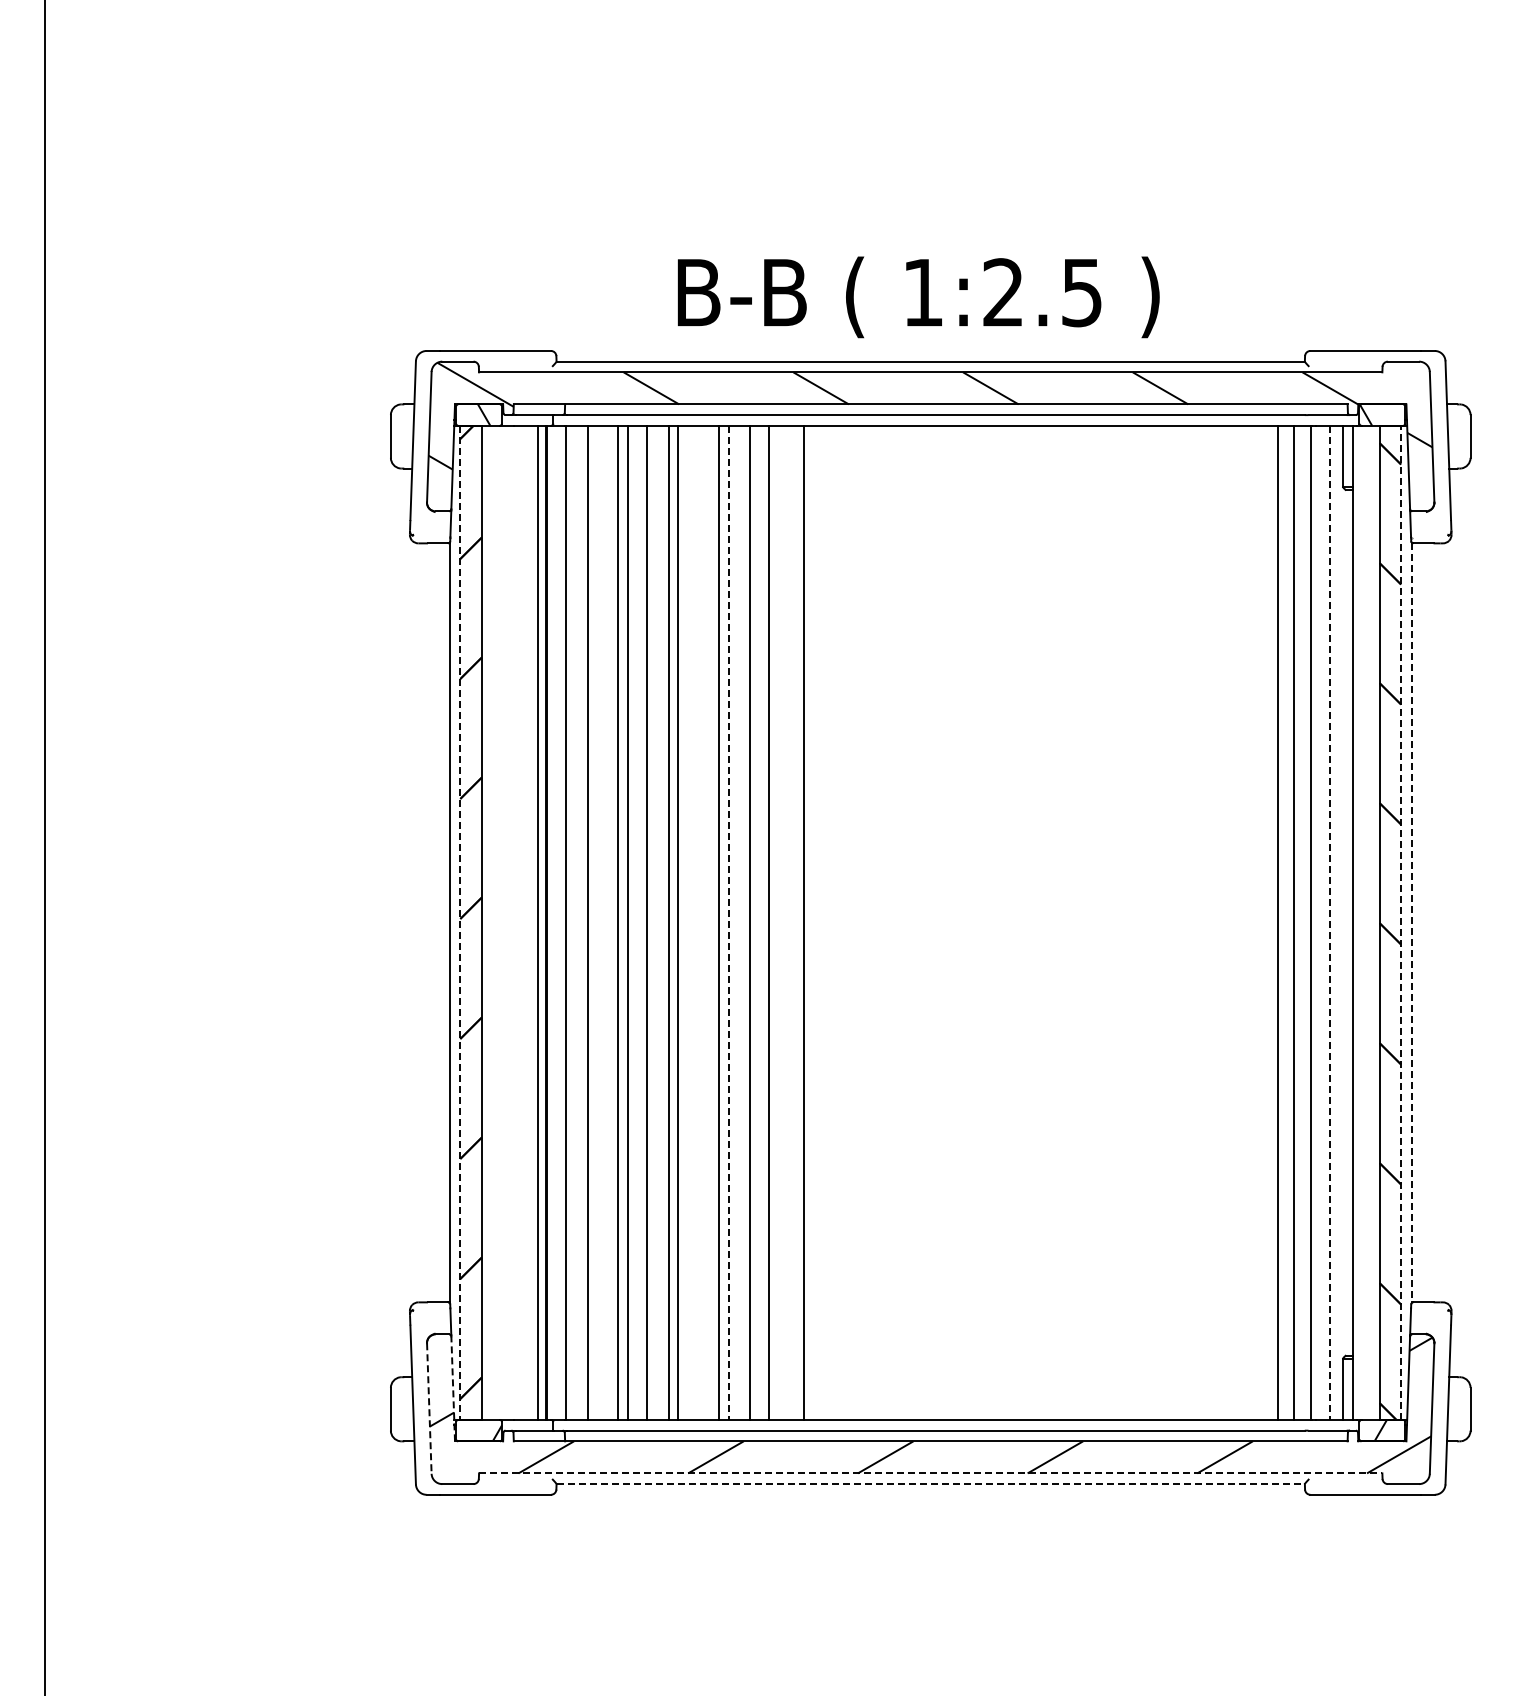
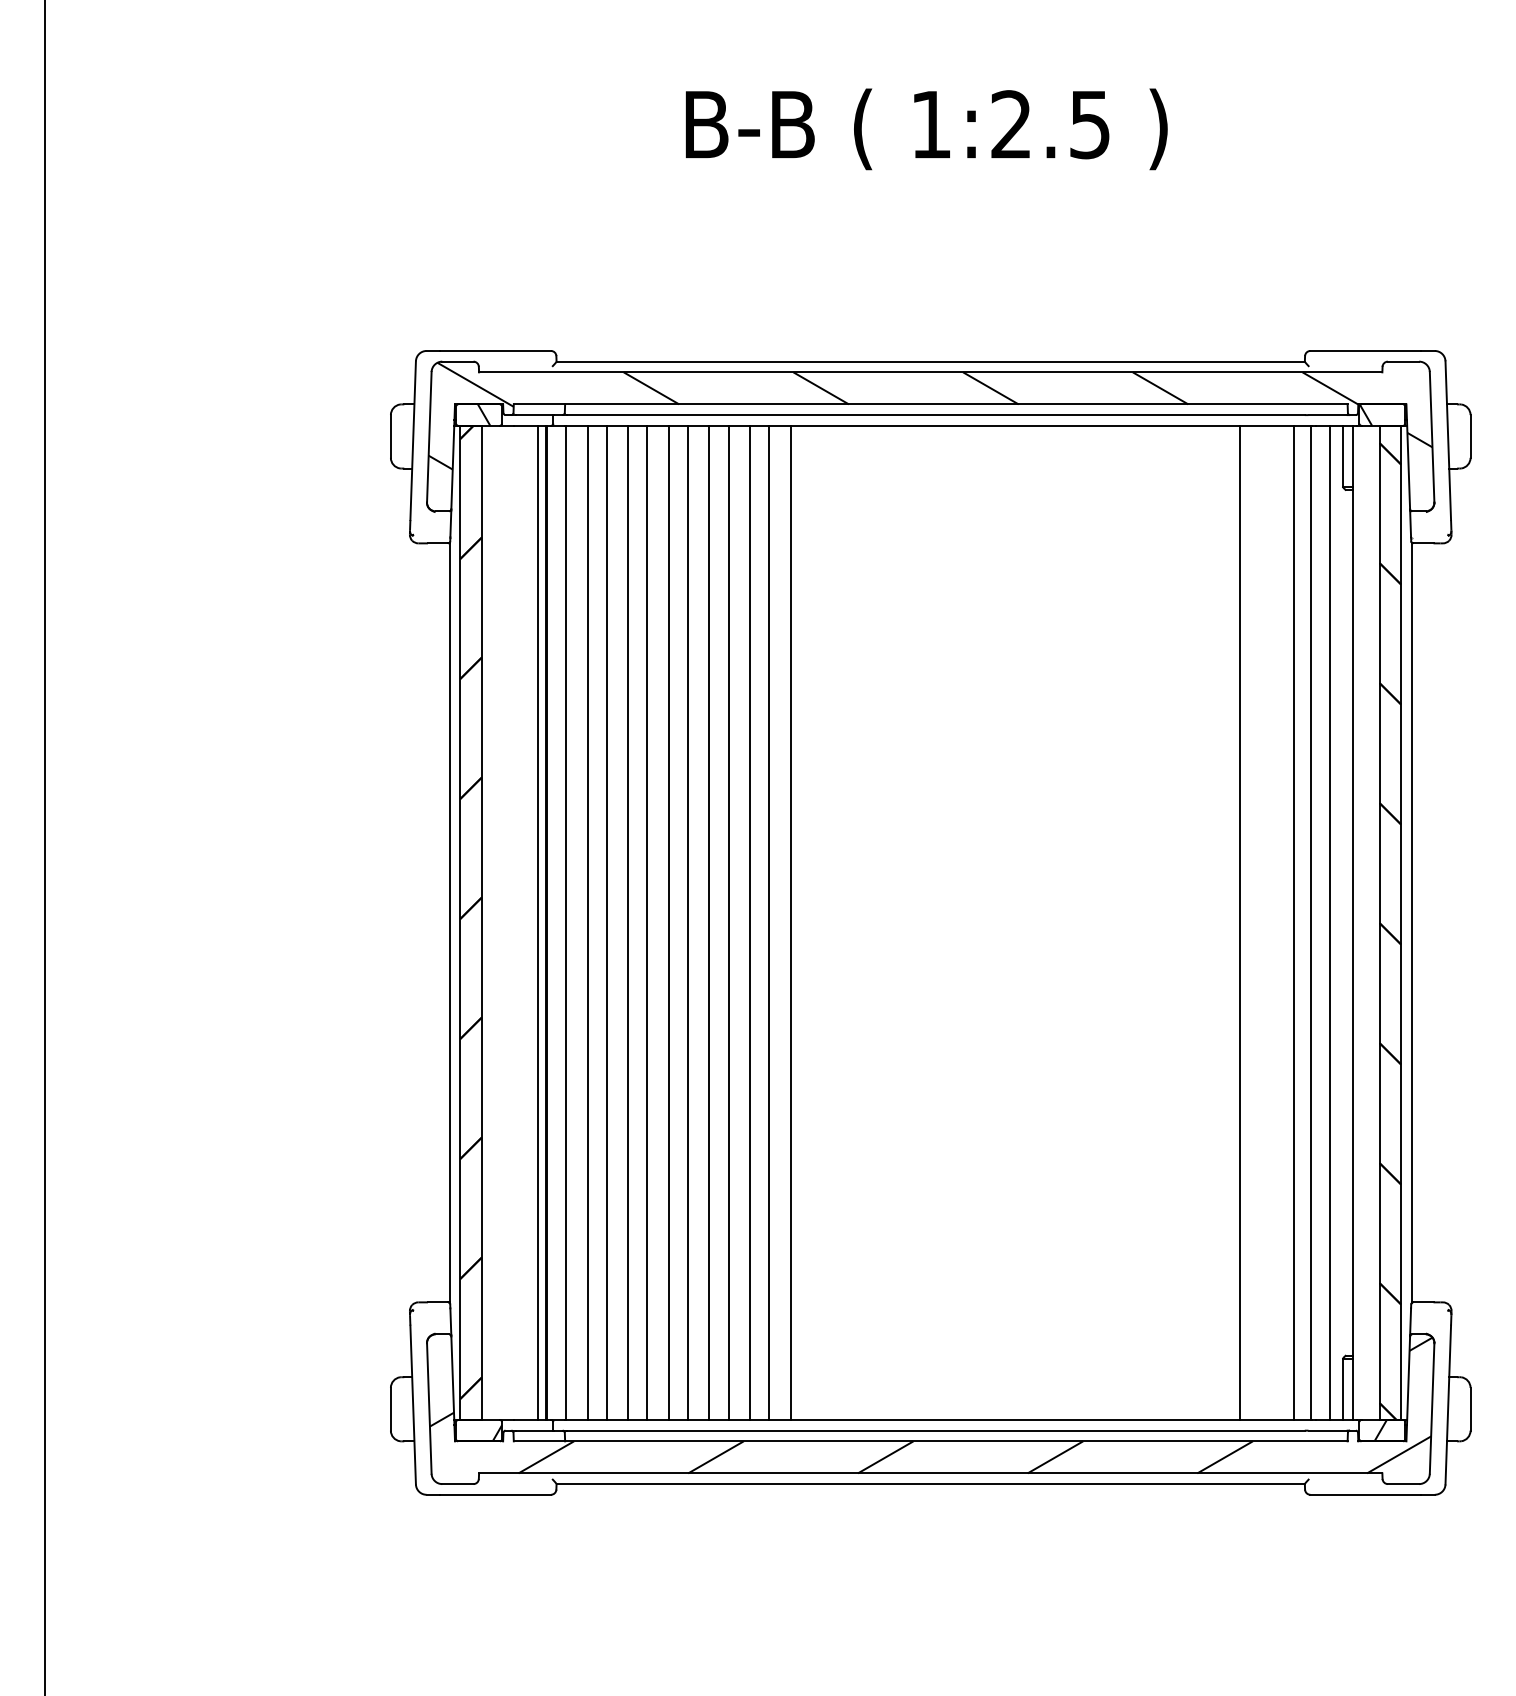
text position: (918, 297) -> (926, 129) (926, 129)
line position: (617, 922) -> (606, 922) (606, 922)
line position: (678, 922) -> (688, 922) (688, 922)
line position: (719, 922) -> (709, 922) (709, 922)
line position: (803, 922) -> (790, 922) (790, 922)
line position: (1278, 922) -> (1240, 922) (1240, 922)
line: dashed -> solid (1401, 922)
line: dashed -> solid (460, 923)
line: dashed -> solid (728, 923)
line: dashed -> solid (1329, 923)
line: dashed -> solid (1411, 923)
line: dashed -> solid (453, 1388)
line: dashed -> solid (429, 1409)
line: dashed -> solid (930, 1473)
line: dashed -> solid (931, 1484)
